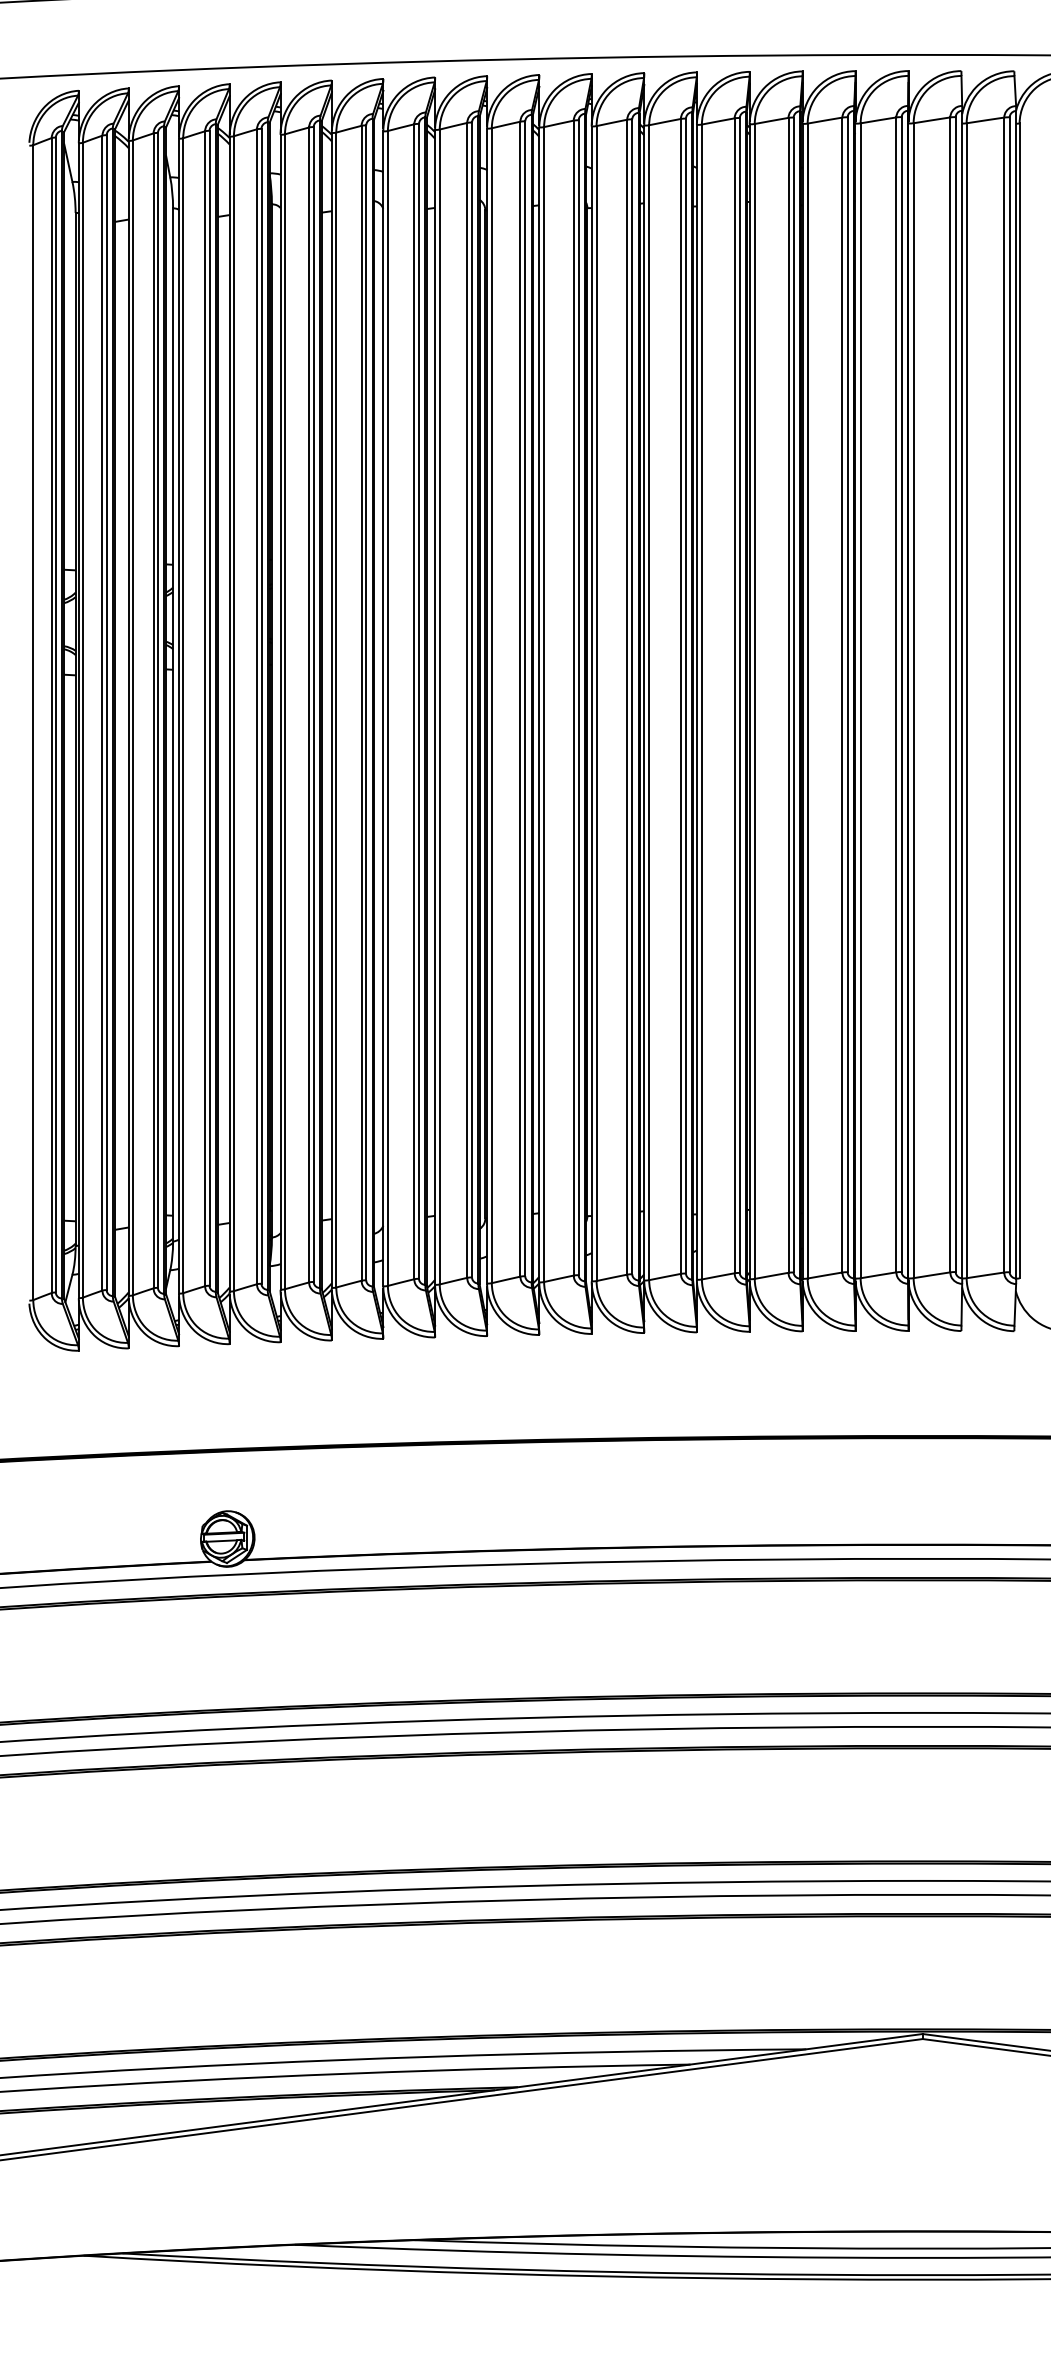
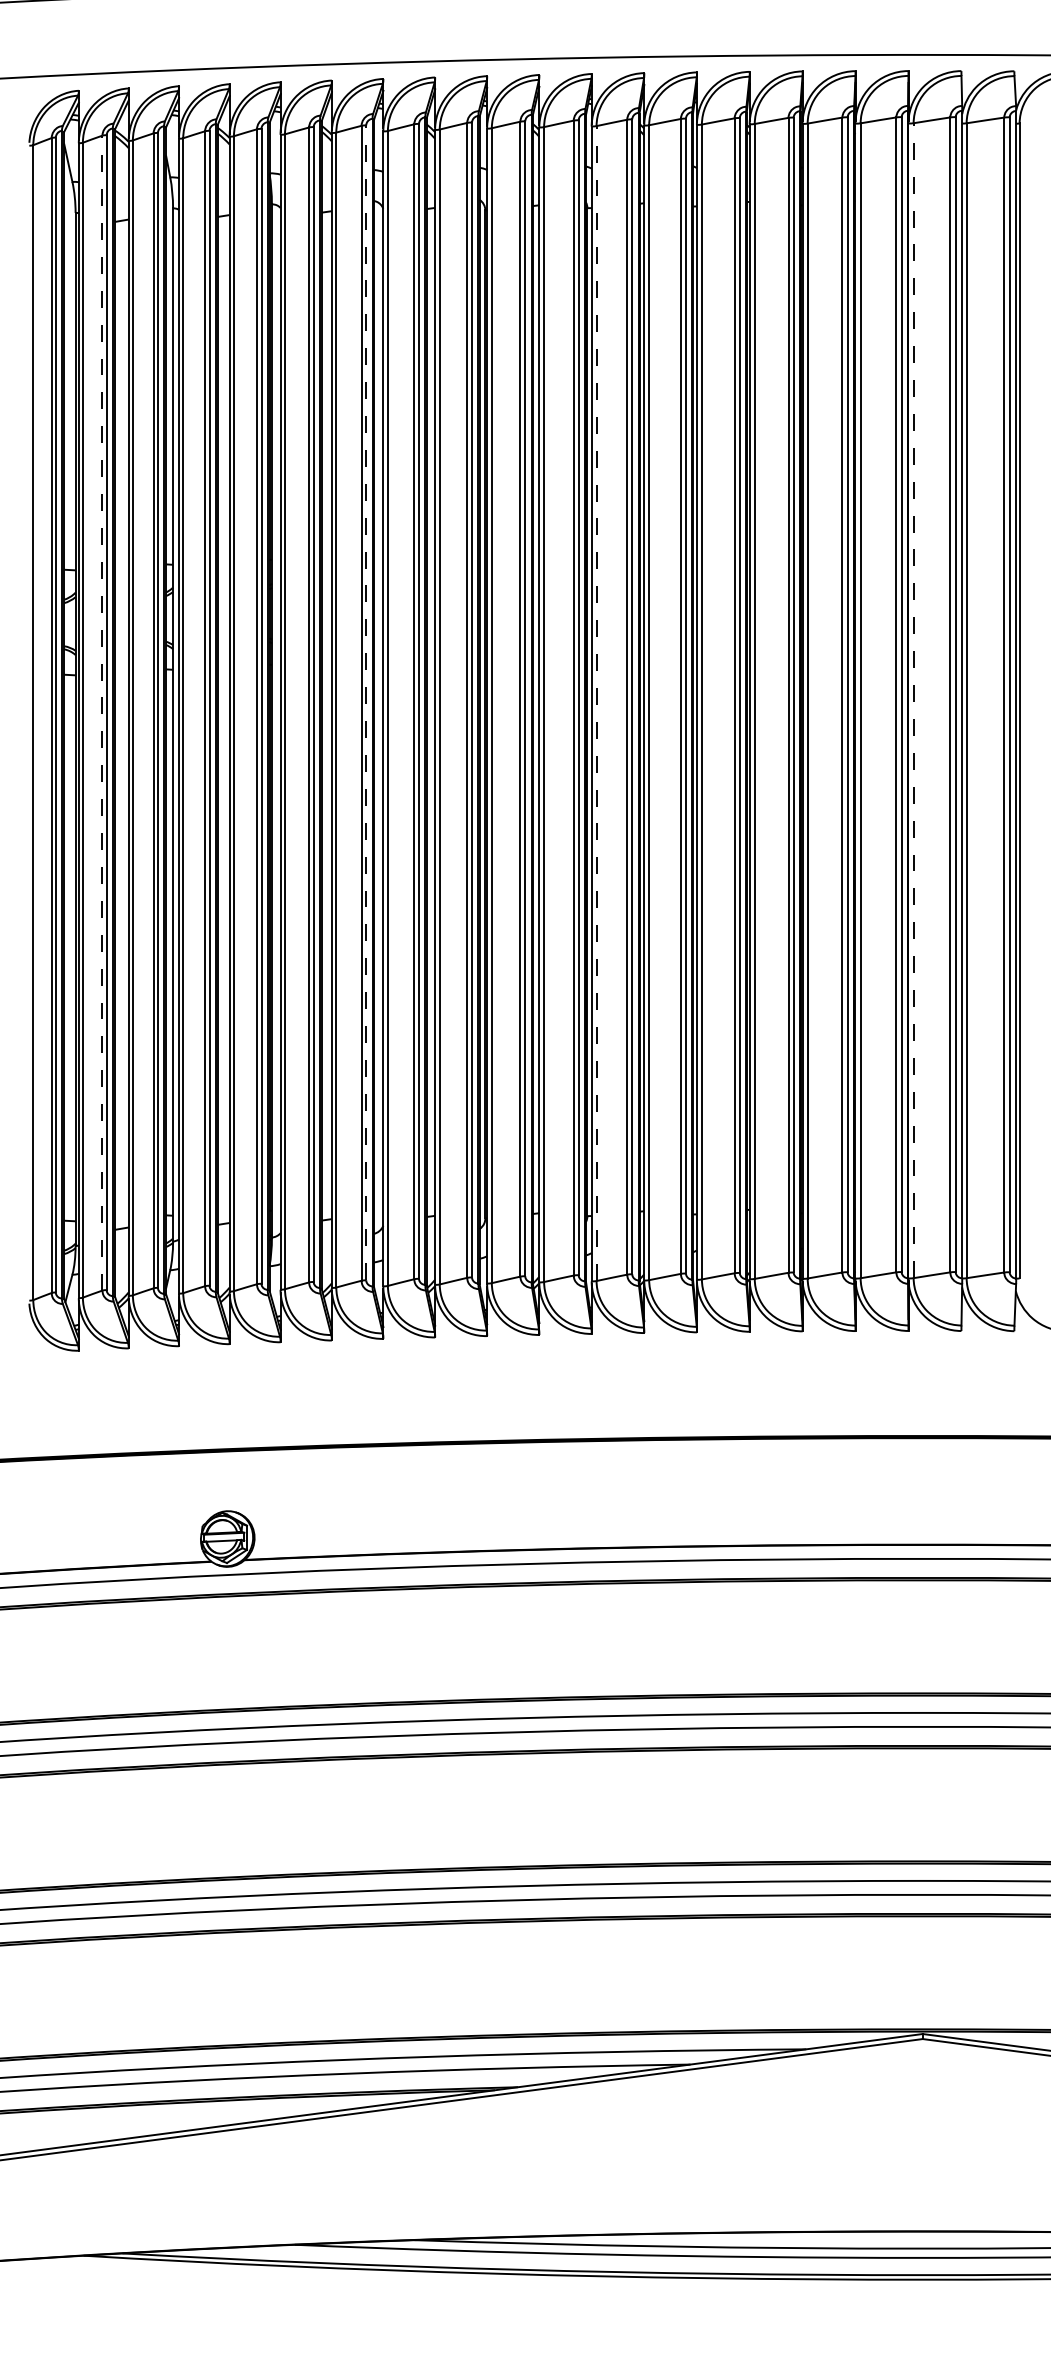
line: solid -> dashed (913, 700)
line: solid -> dashed (366, 702)
line: solid -> dashed (596, 703)
line: solid -> dashed (102, 712)
